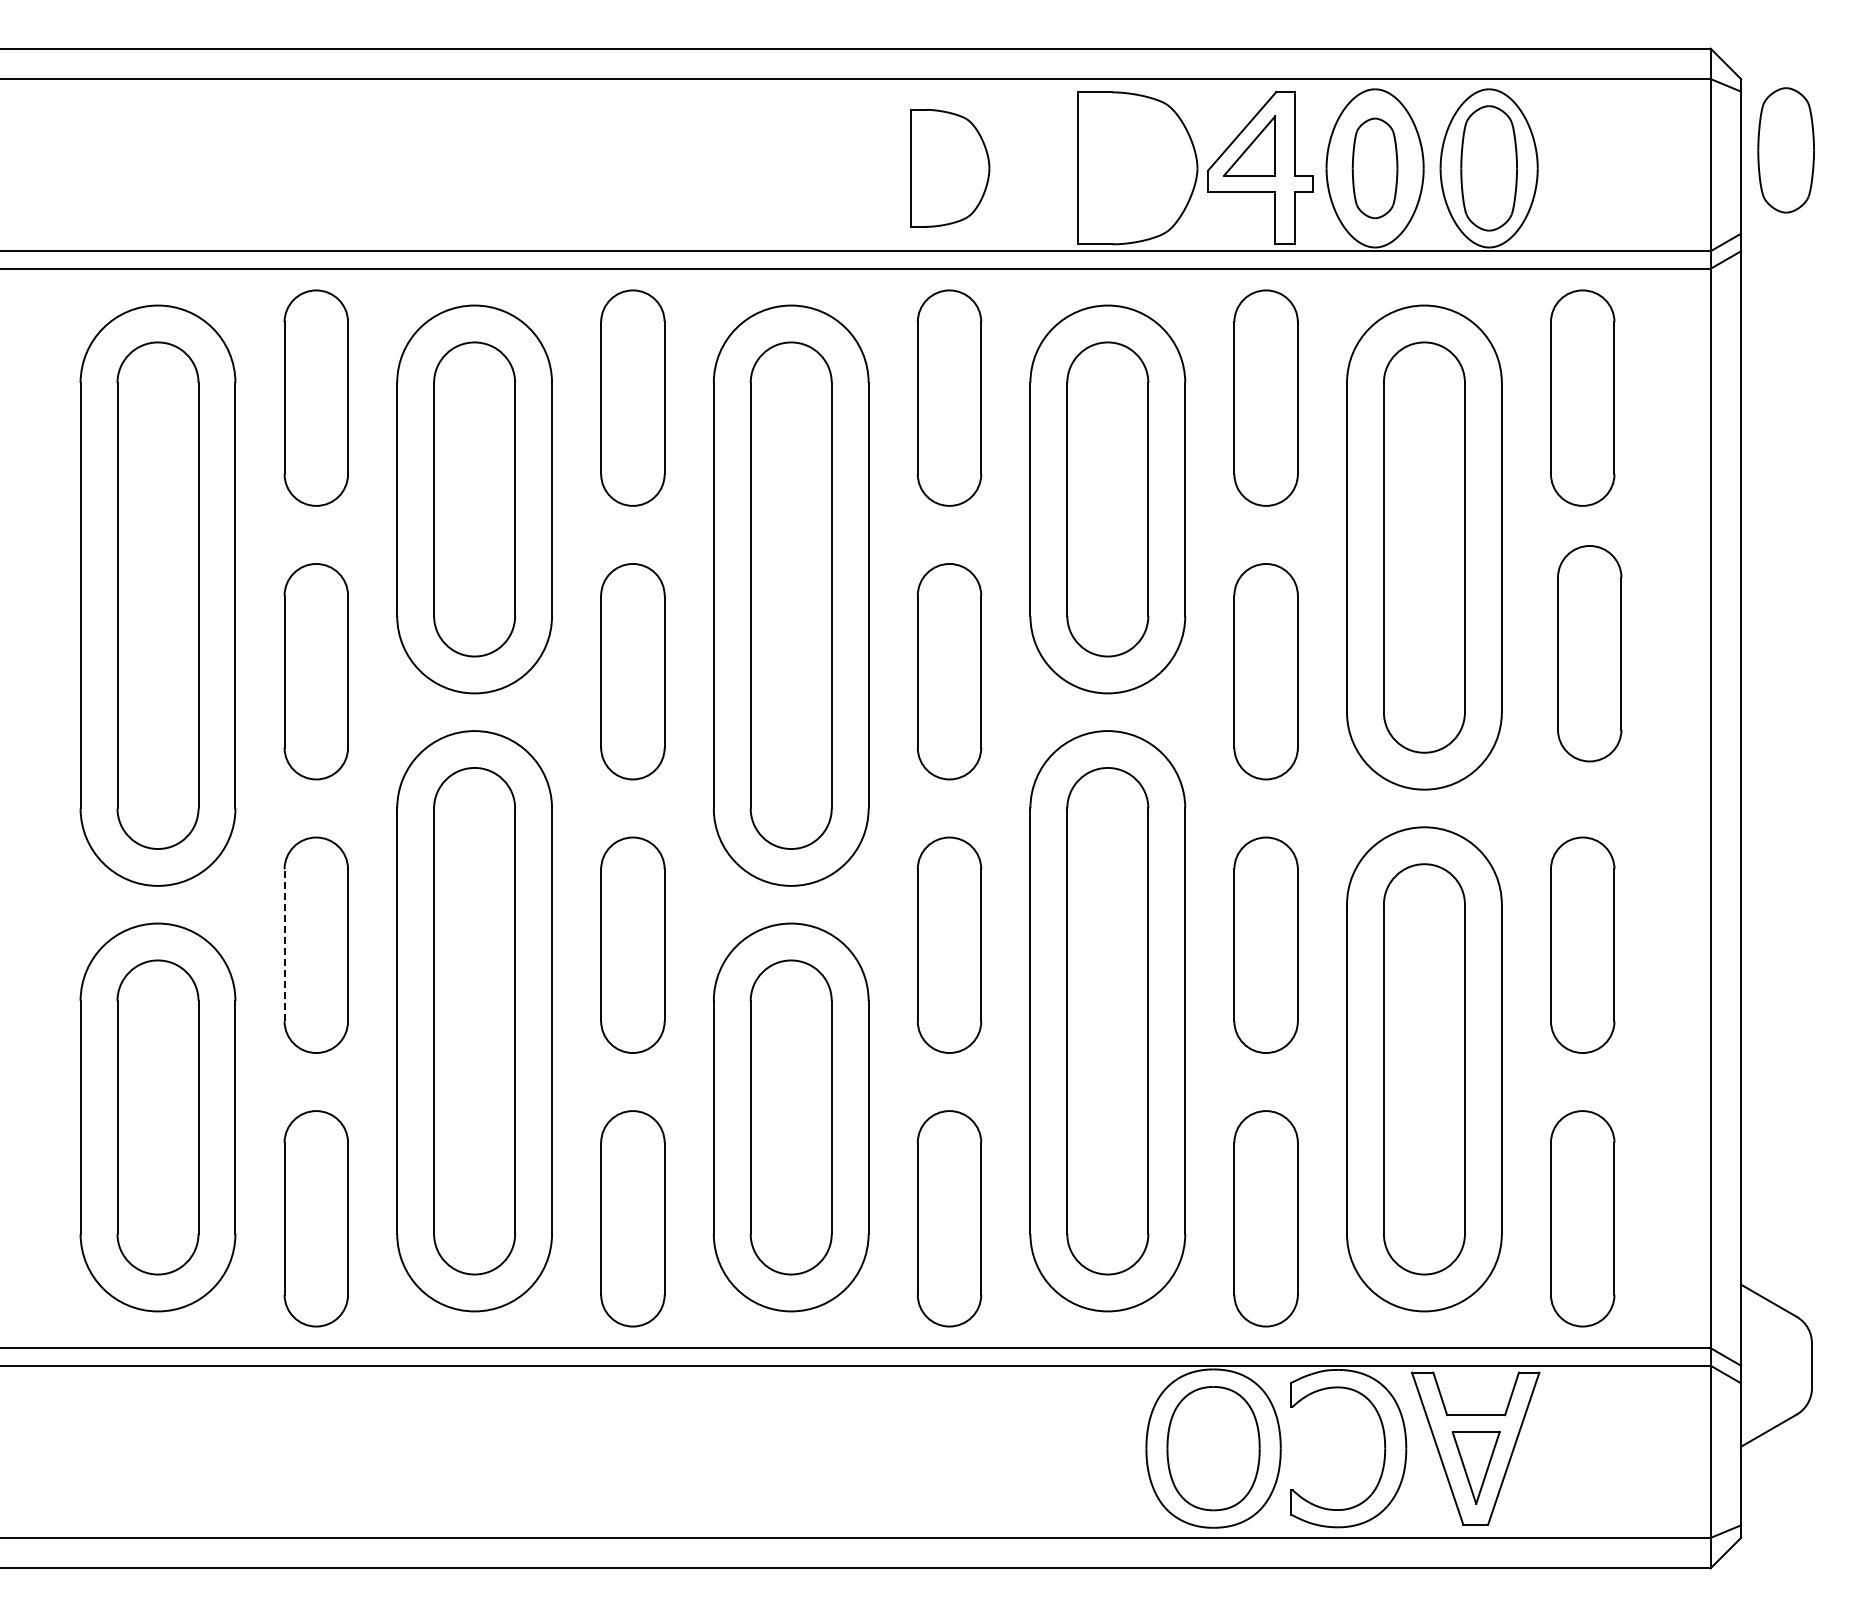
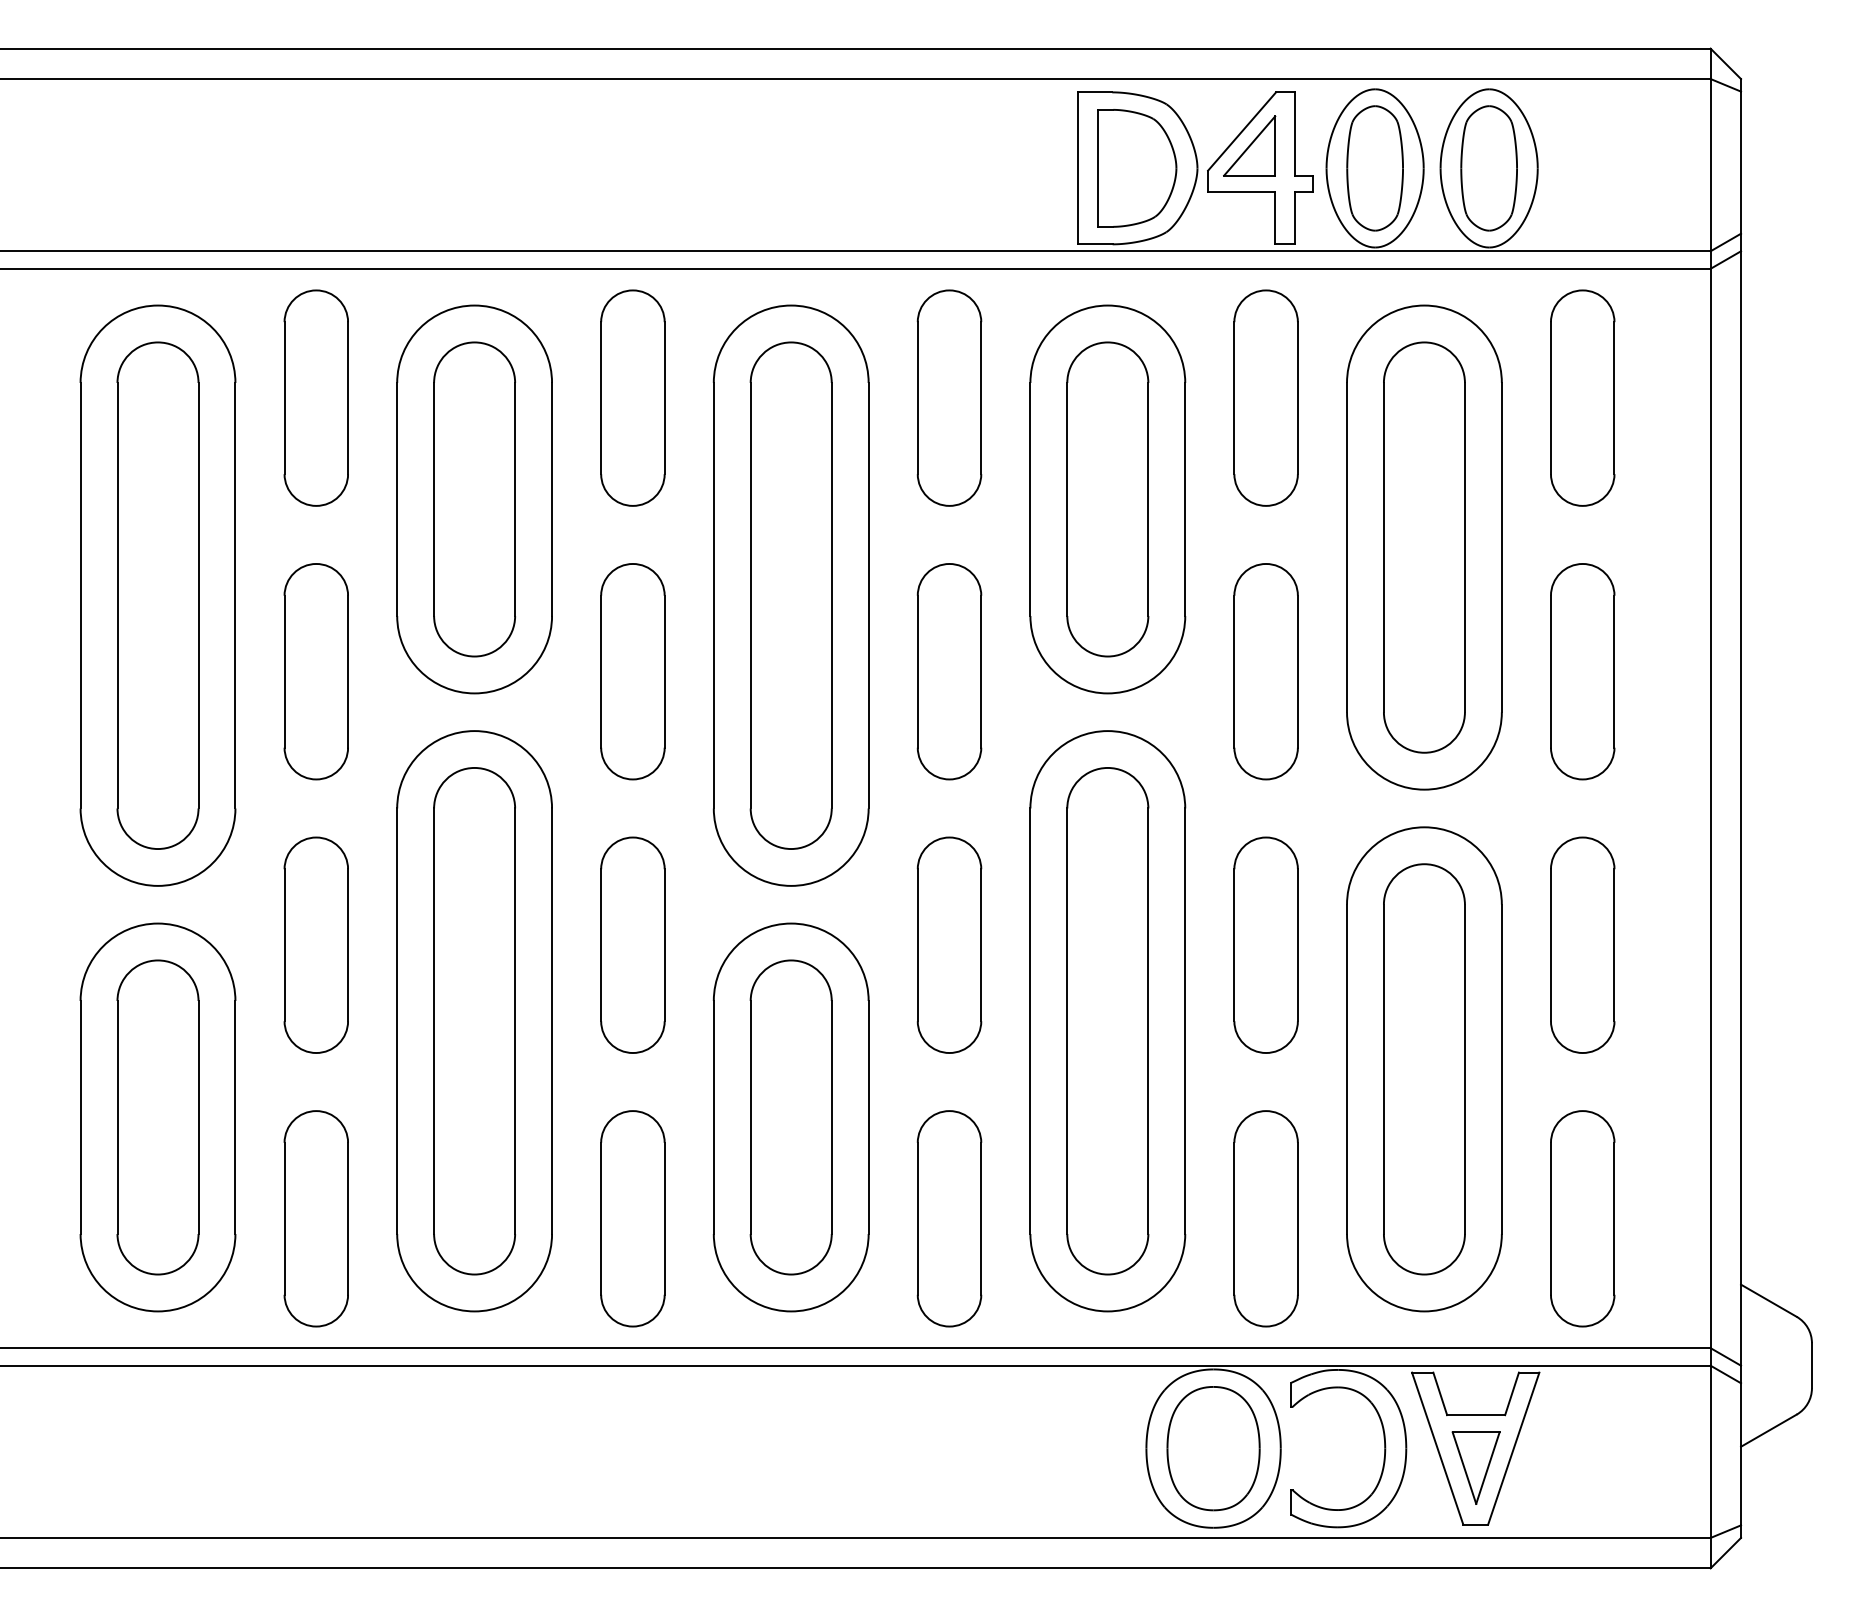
part: present -> none (1785, 150)
part position: (950, 168) -> (1137, 168) (1137, 168)
part size: 48x103 px -> 58x127 px (1374, 168)
part position: (1589, 653) -> (1582, 671) (1582, 671)
line: dashed -> solid (284, 945)
